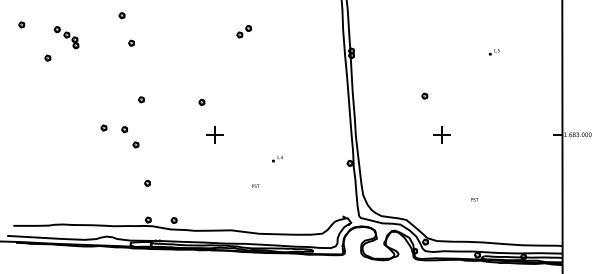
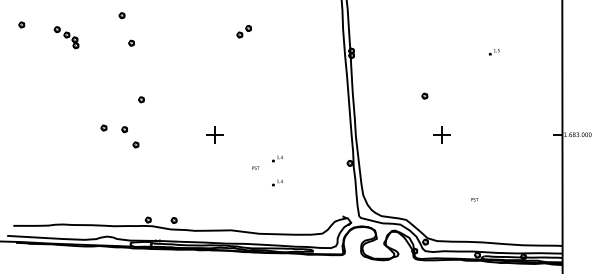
part: present -> none (47, 57)
part: present -> none (201, 101)
part: present -> none (147, 182)
part: none -> present (277, 182)
text position: (255, 185) -> (255, 167) (255, 167)
